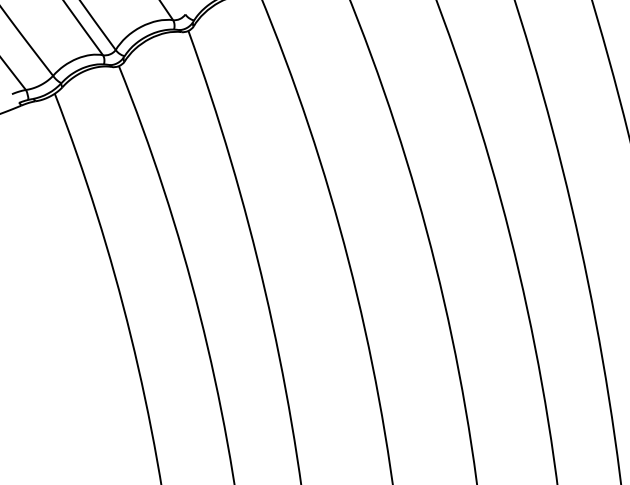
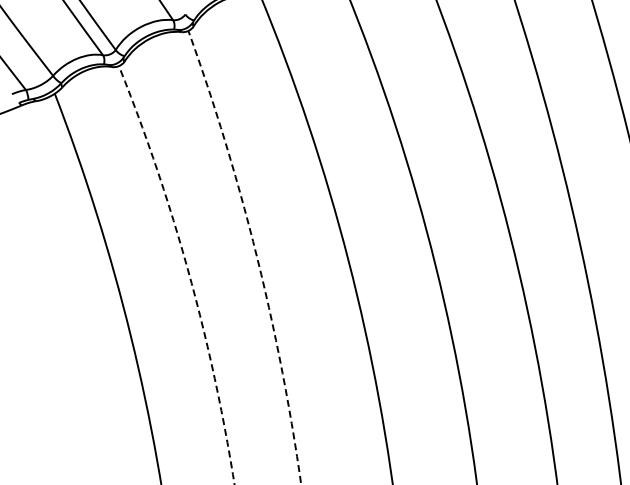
arc: solid -> dashed (256, 255)
arc: solid -> dashed (188, 272)
